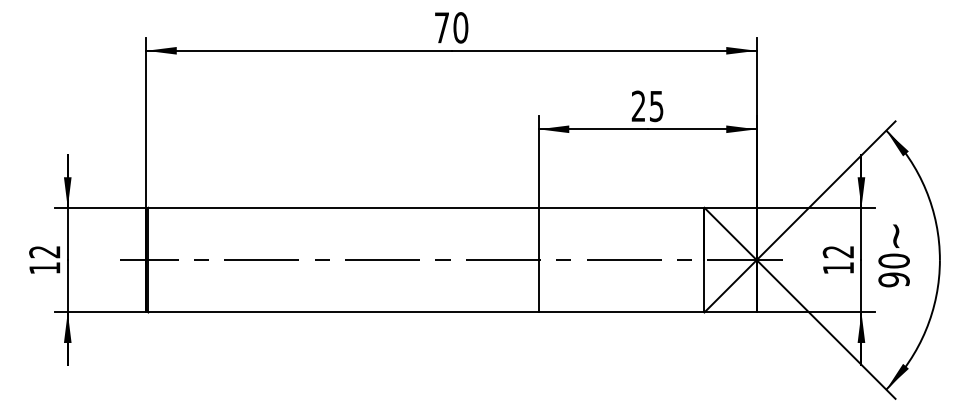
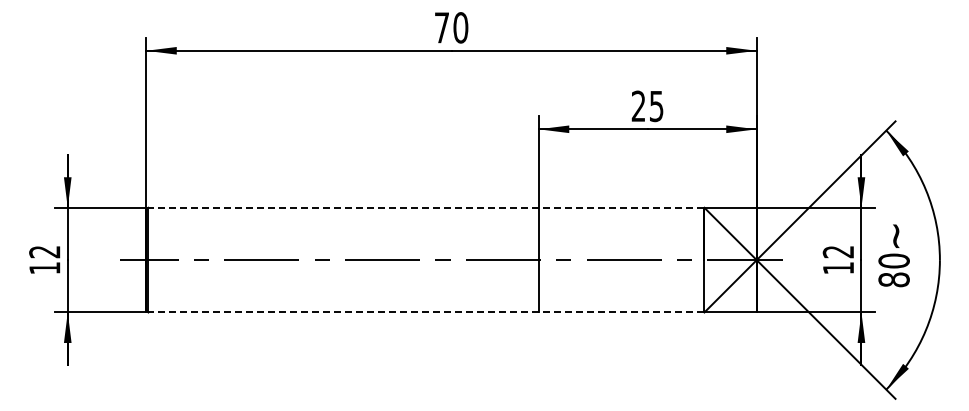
line: solid -> dashed (425, 207)
text: 90 -> 80 (893, 279)
line: solid -> dashed (425, 312)
